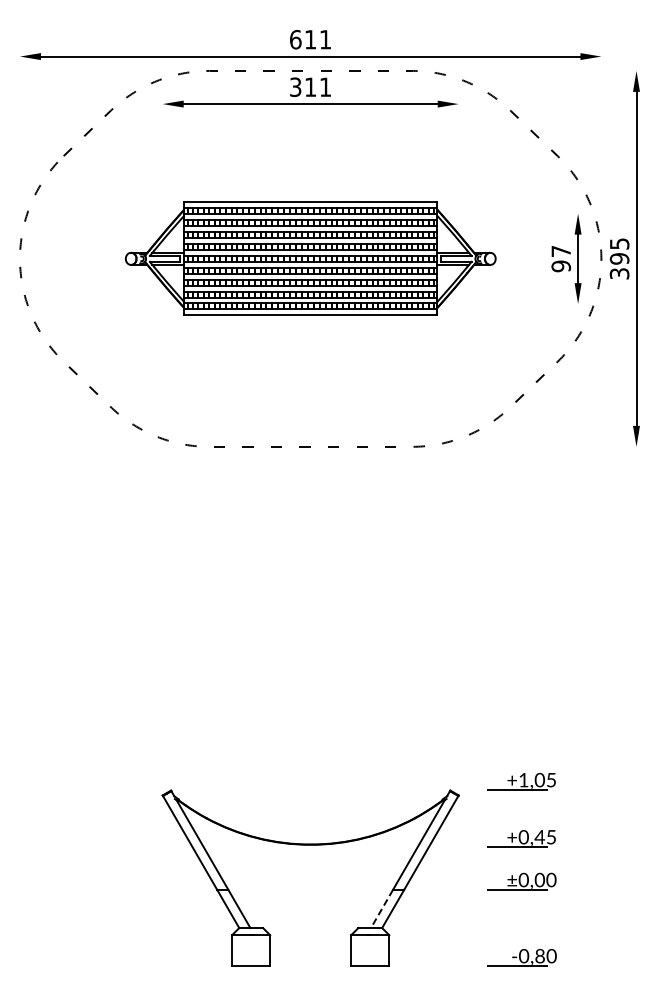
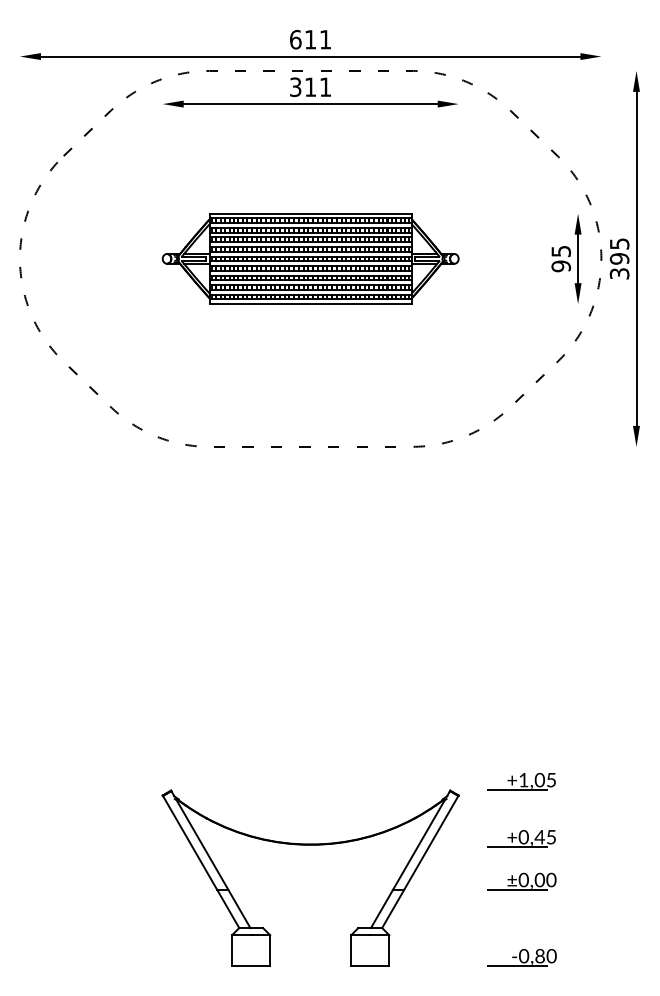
text: 97 -> 95 (561, 251)
part size: 372x115 px -> 299x92 px (310, 258)
line: dashed -> solid (381, 909)
